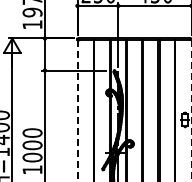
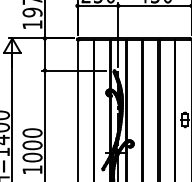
line: dashed -> solid (77, 111)
line: dashed -> solid (191, 111)
